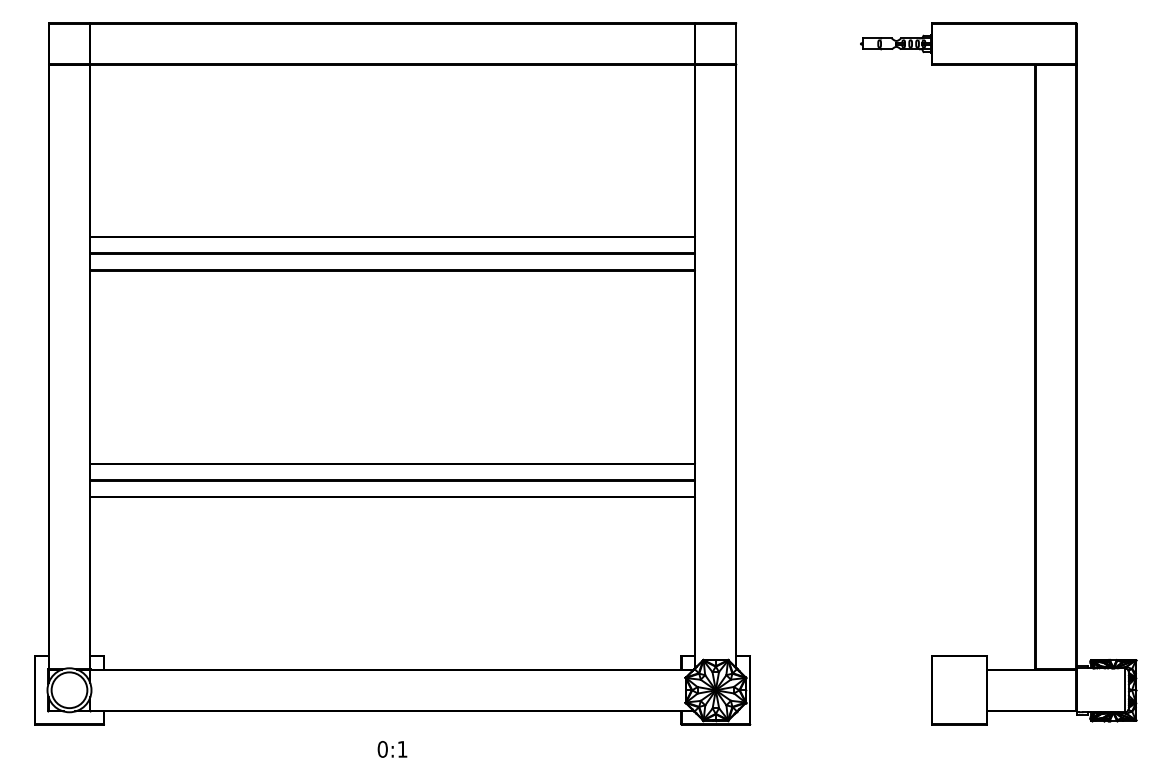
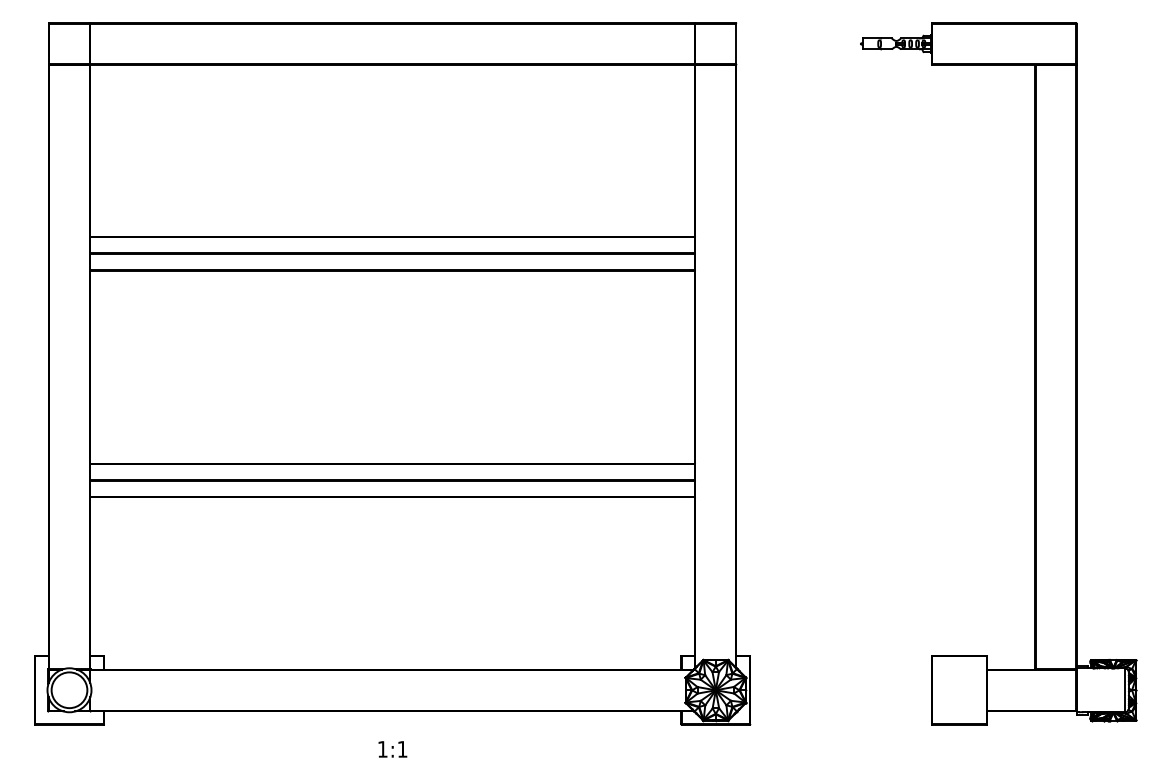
text: 0:1 -> 1:1 (382, 749)
